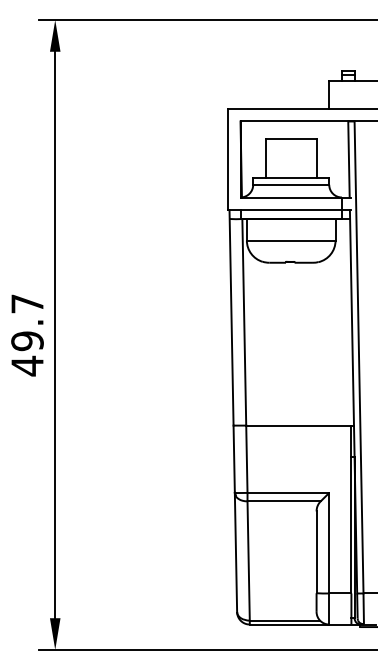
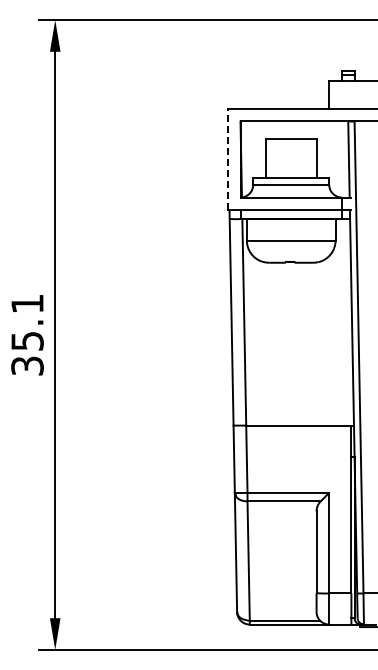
line: solid -> dashed (227, 159)
text: 49.7 -> 35.1 (27, 335)
